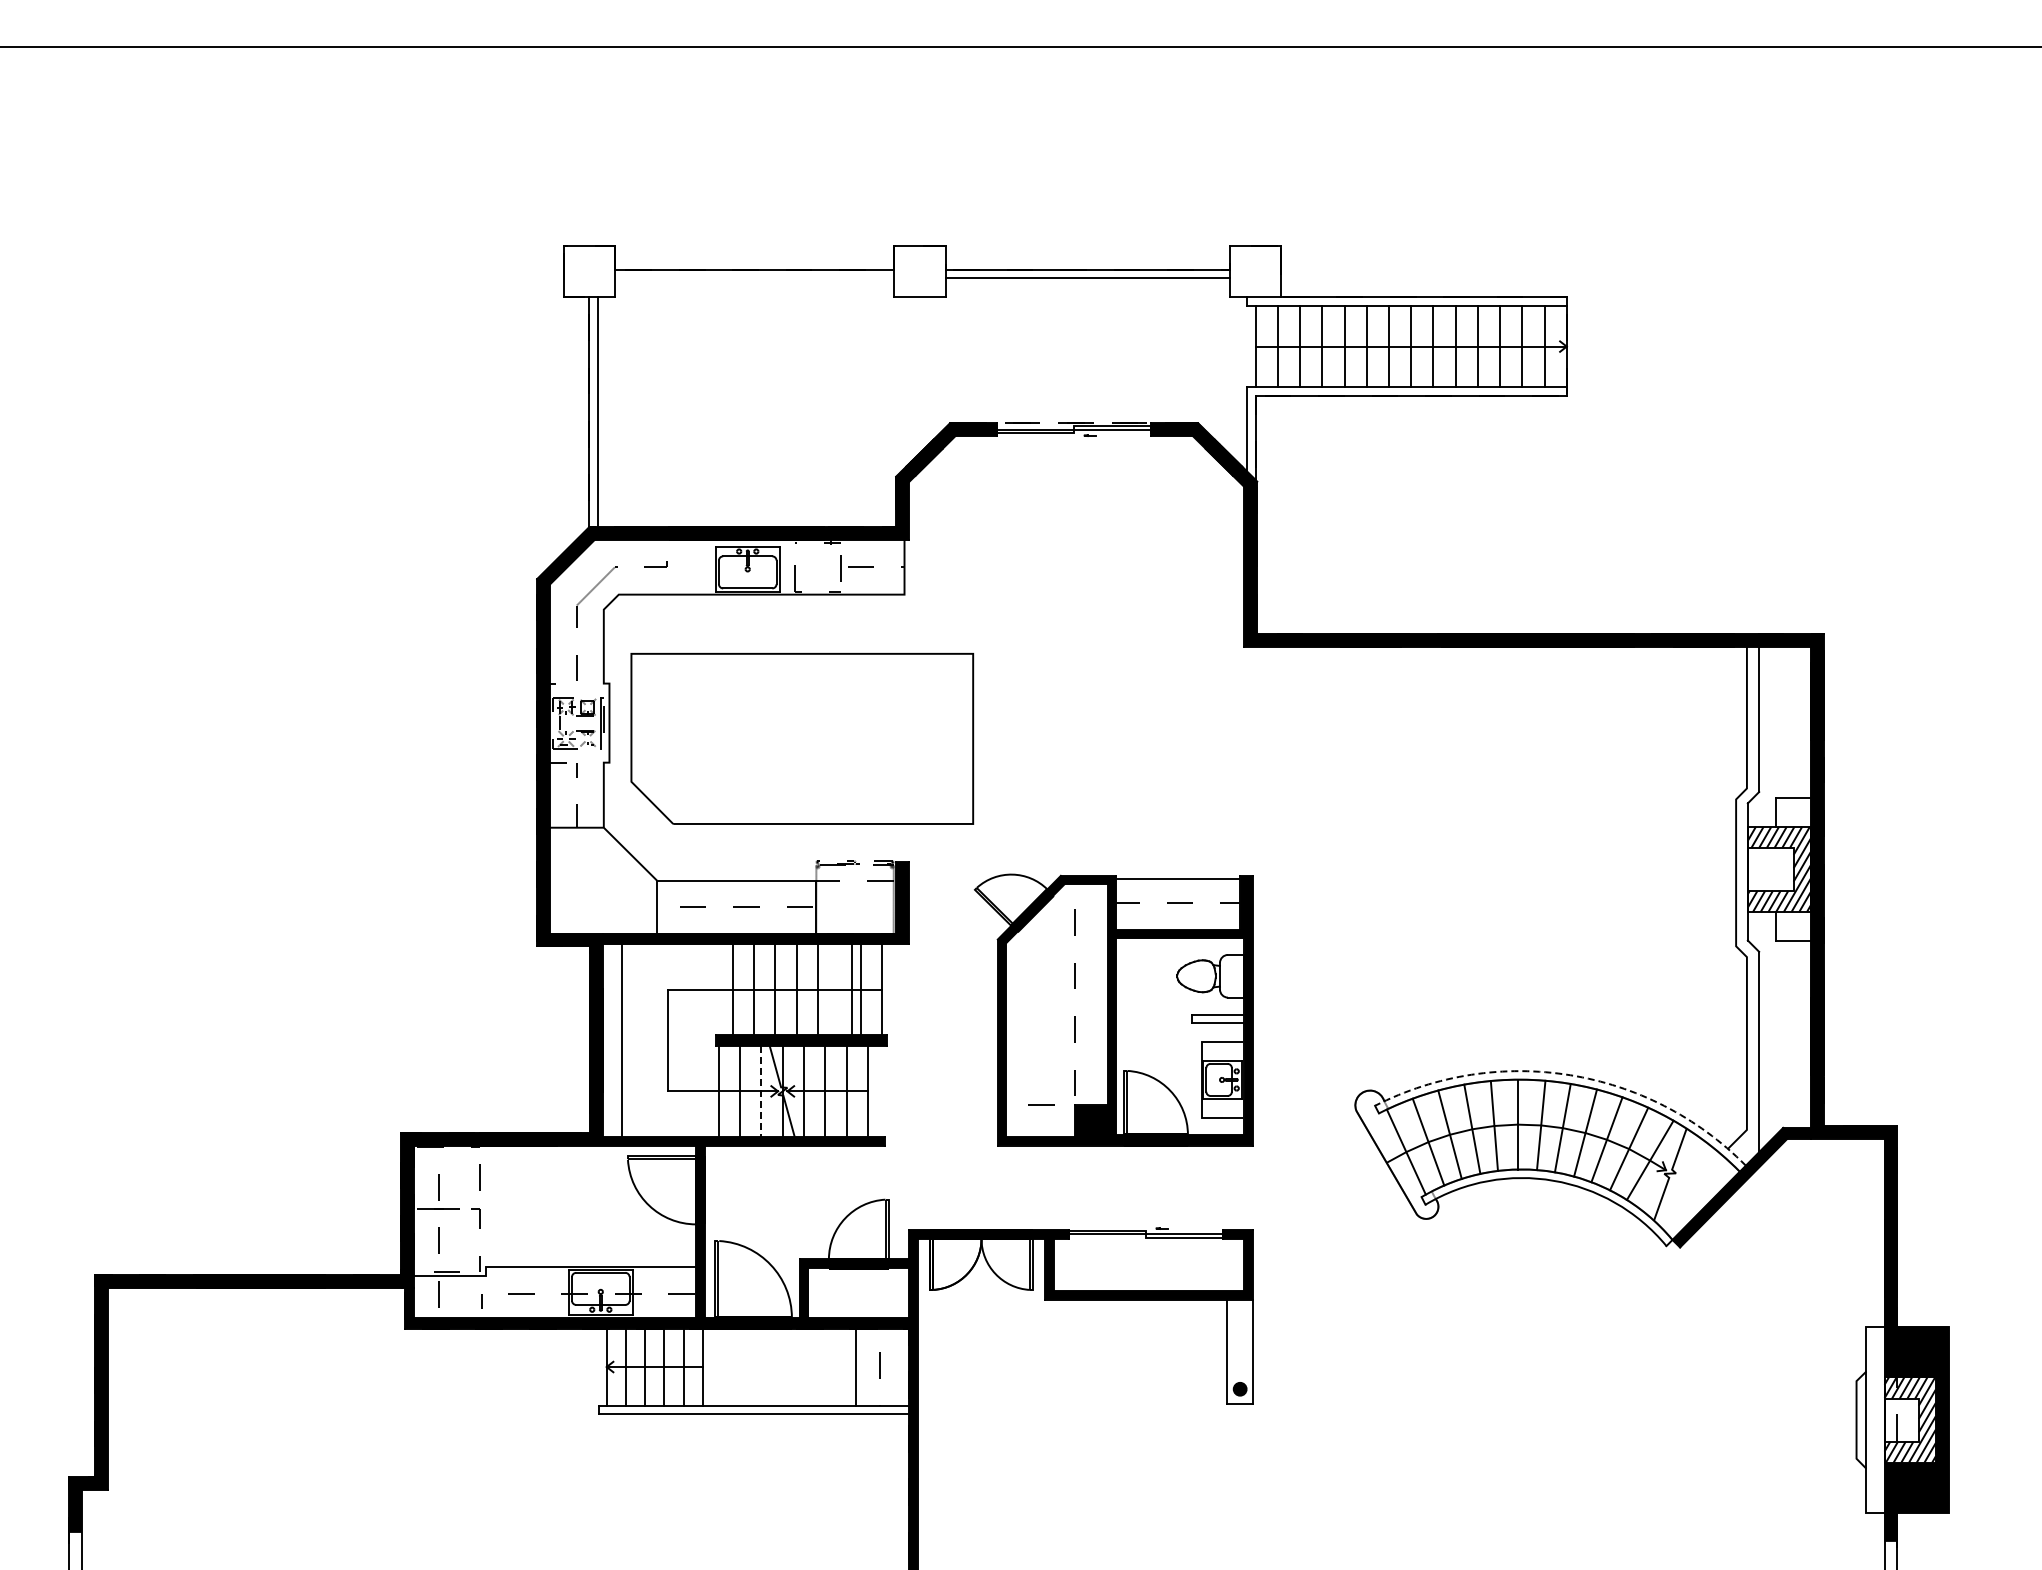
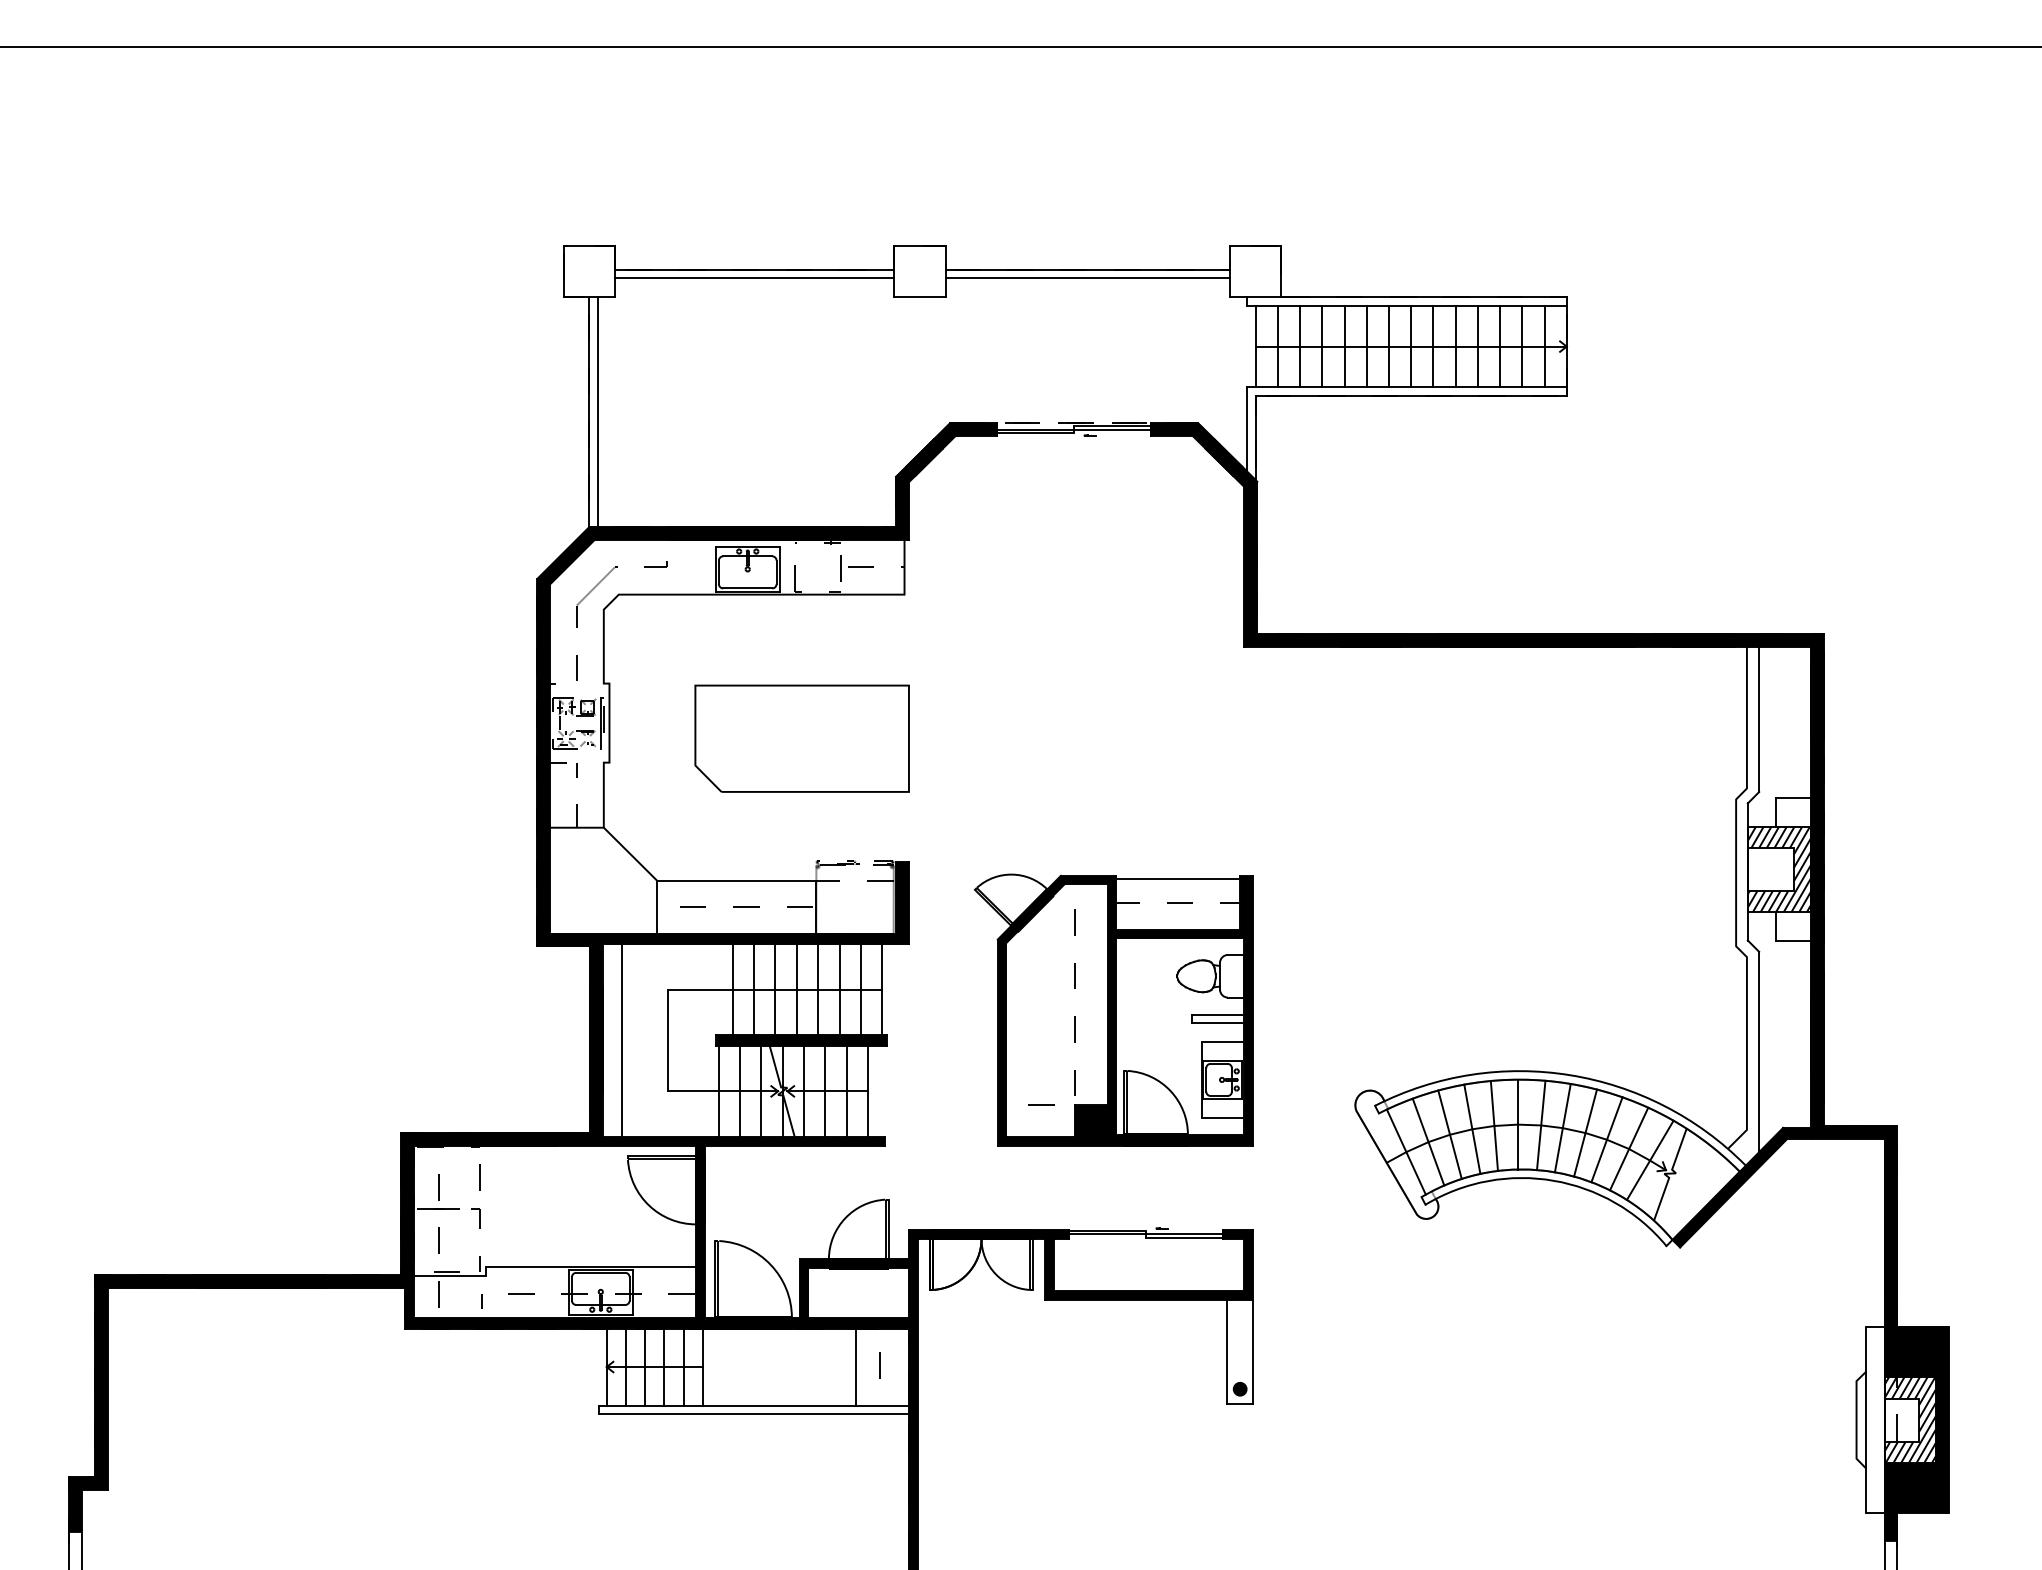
line: none -> present (754, 278)
part size: 345x172 px -> 216x109 px (801, 738)
line position: (851, 989) -> (839, 989) (839, 989)
arc: dashed -> solid (1570, 1075)
line: dashed -> solid (761, 1091)
